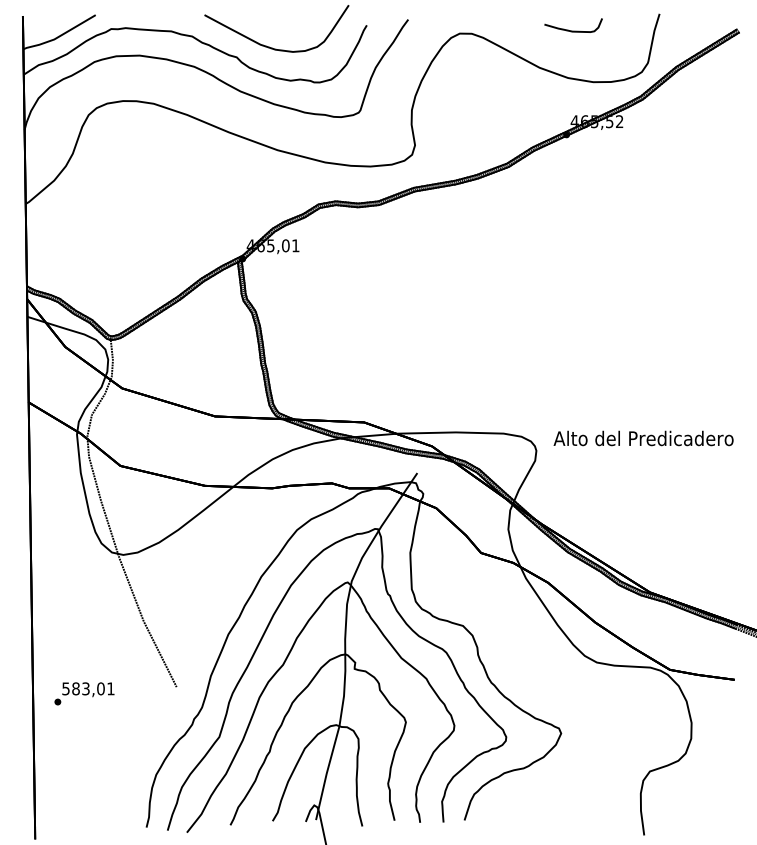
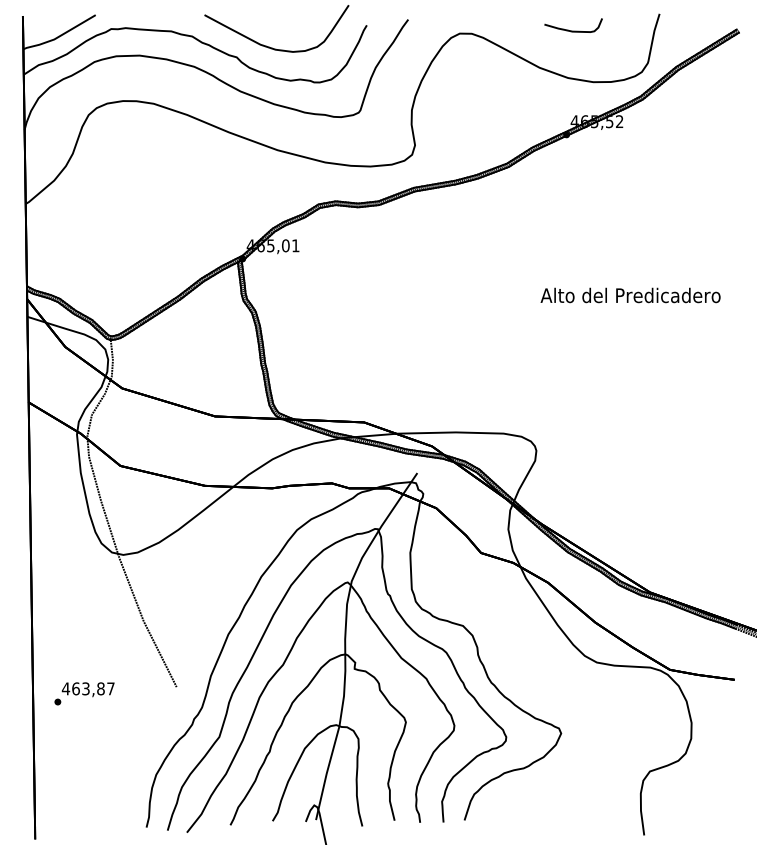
text position: (643, 438) -> (630, 295) (630, 295)
text: 583,01 -> 463,87 (87, 688)
